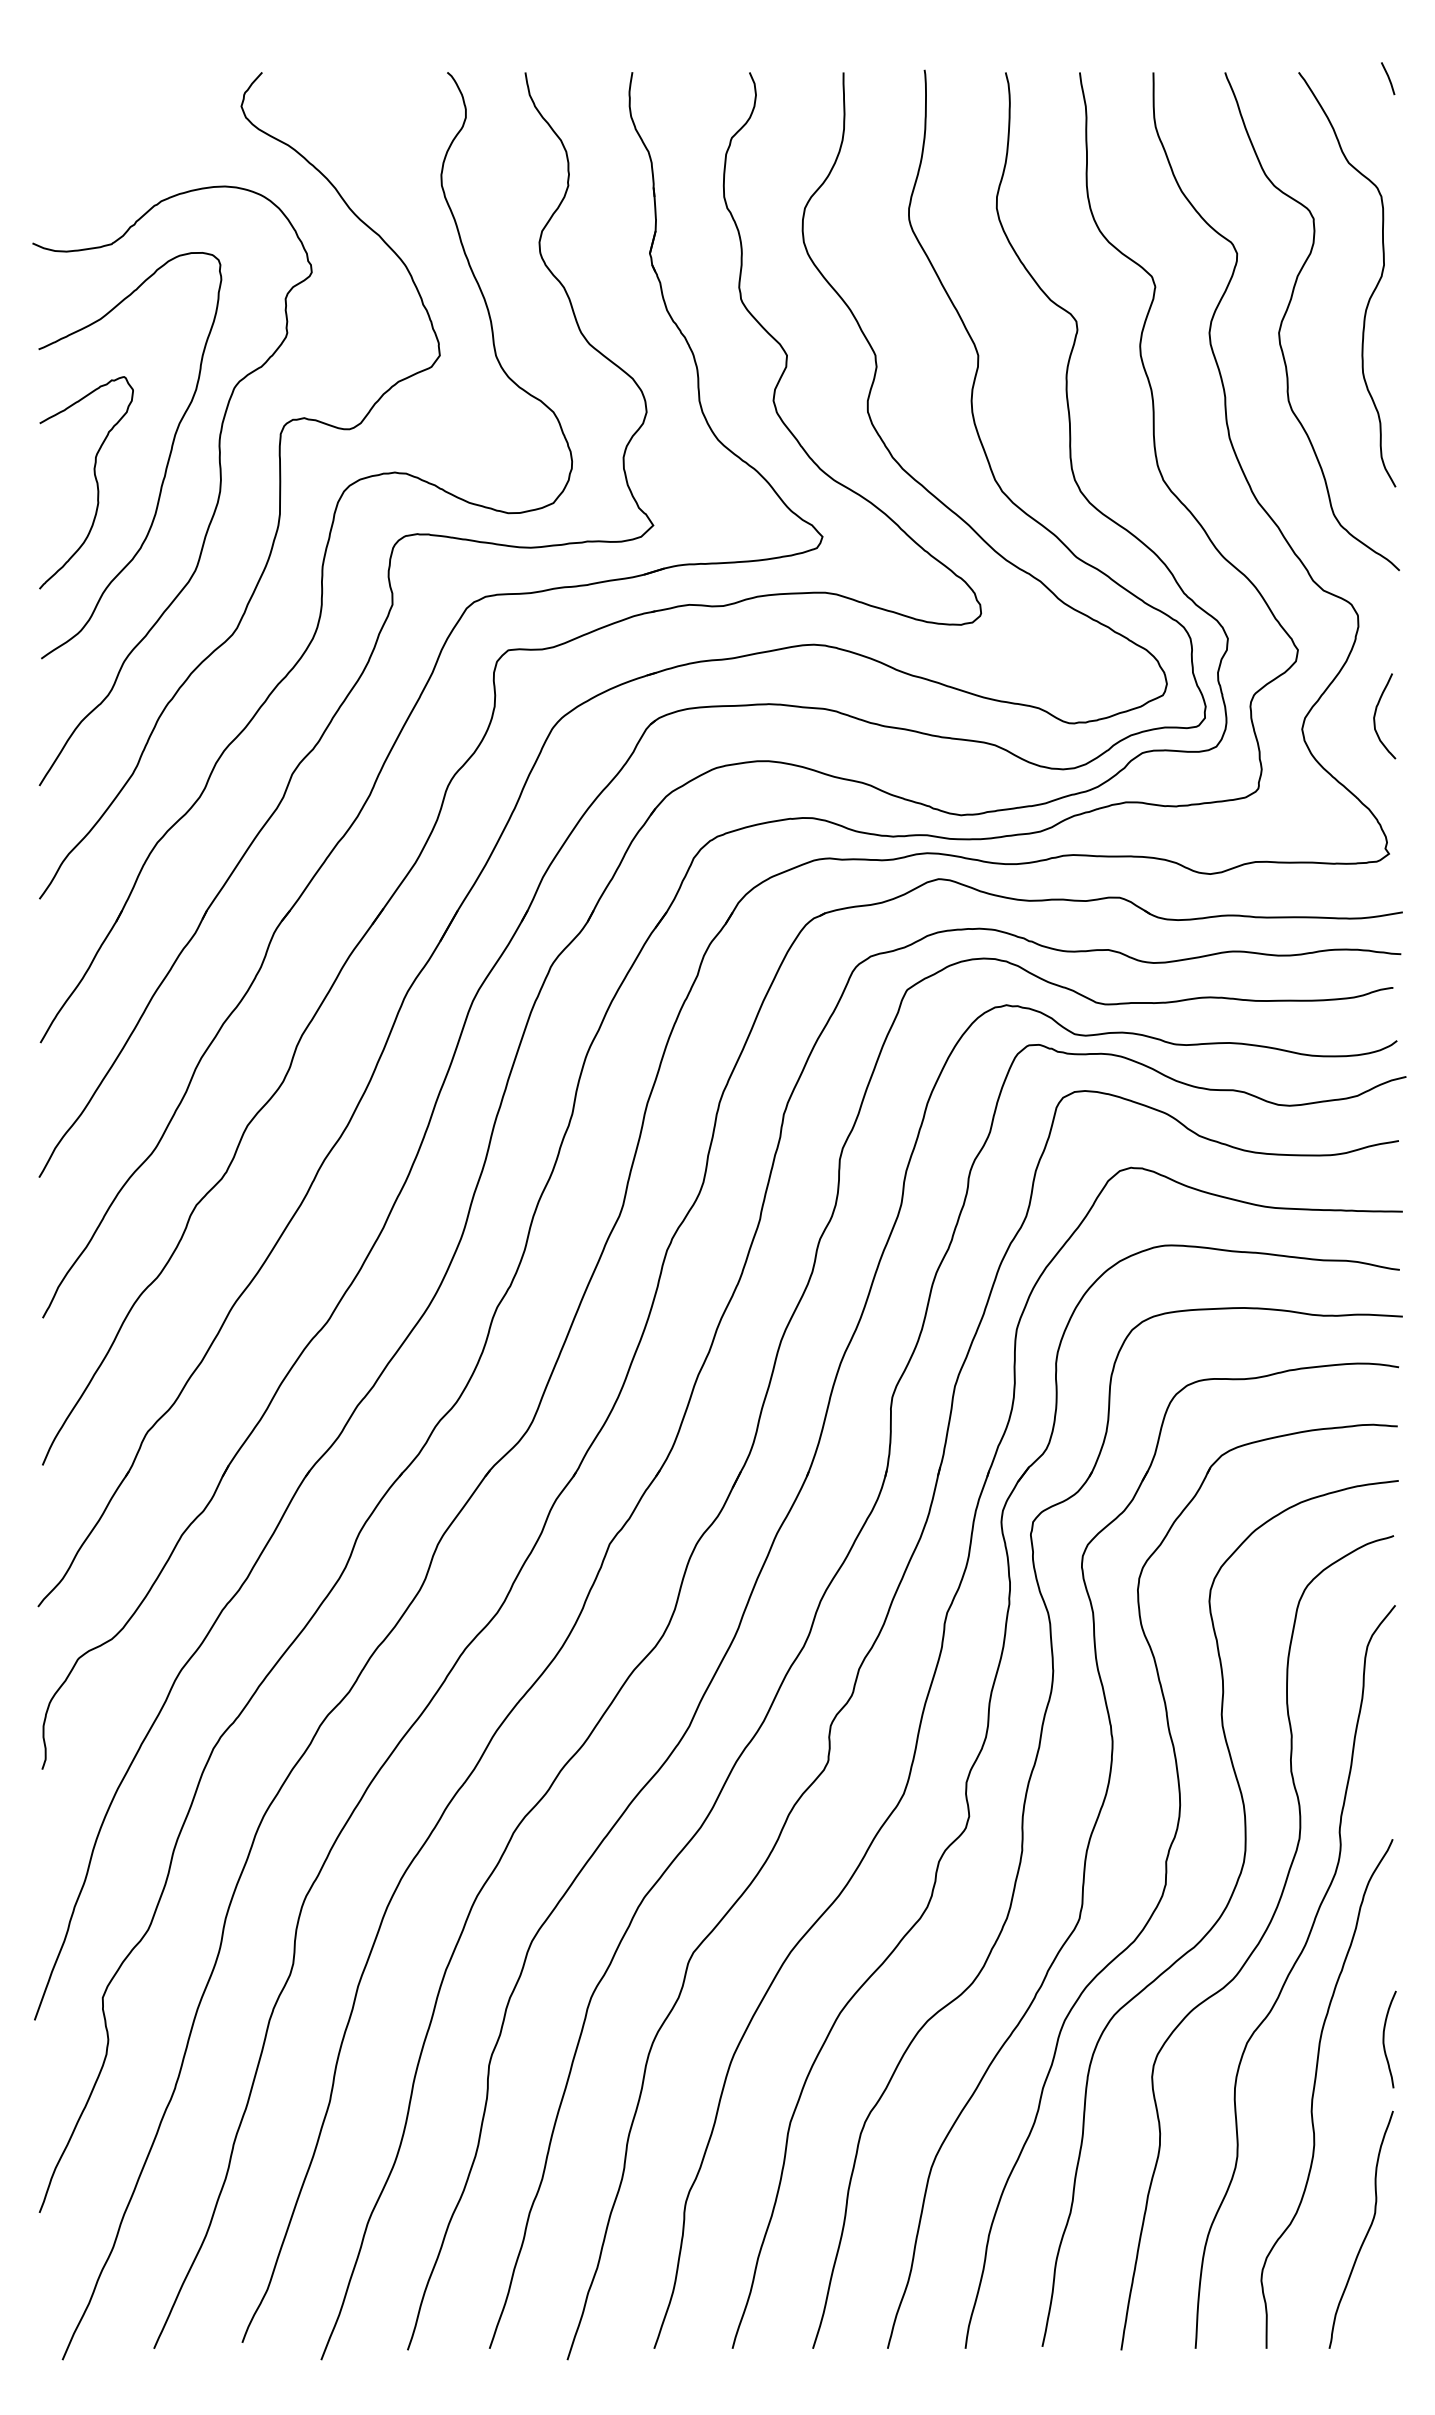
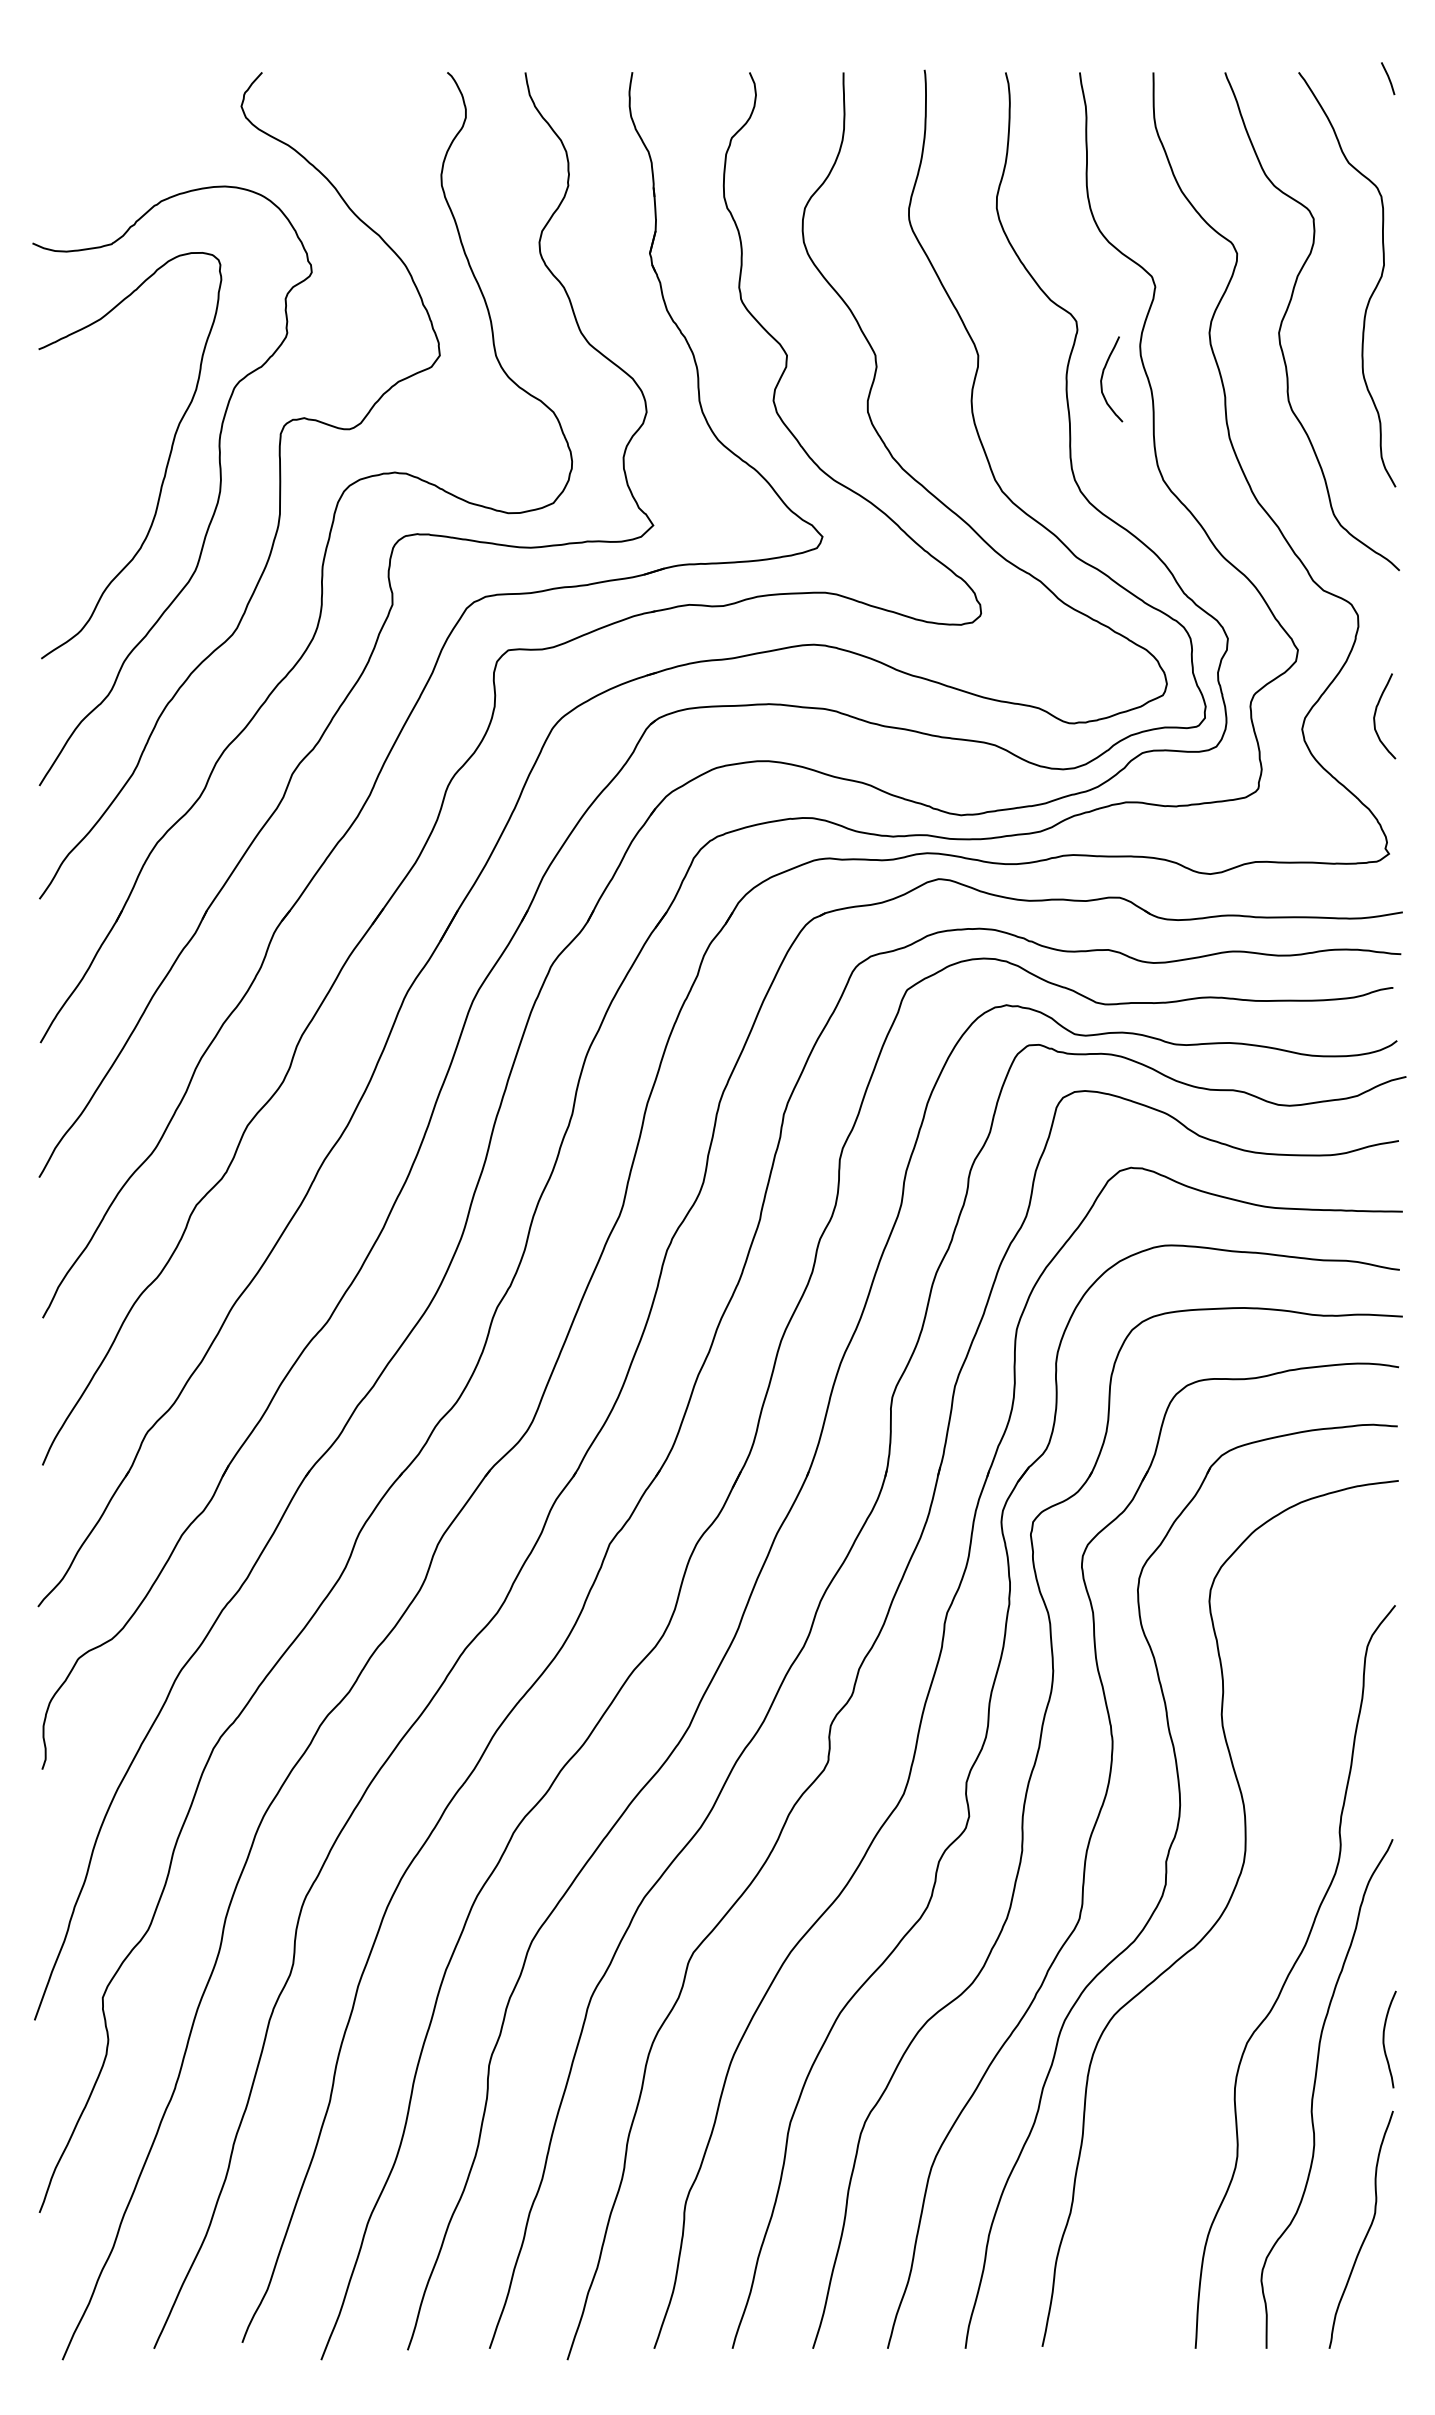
curve: none -> present (1103, 375)
curve: present -> none (95, 480)
curve: present -> none (1258, 1942)
